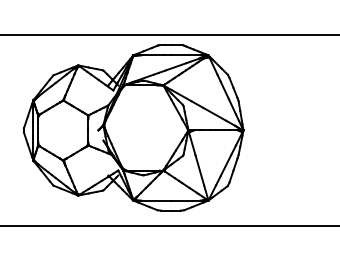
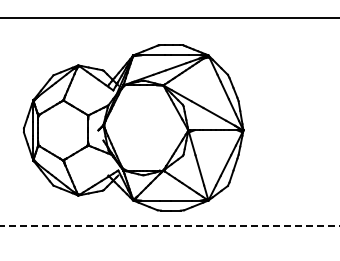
line position: (169, 35) -> (169, 18) (169, 18)
line: solid -> dashed (169, 225)
